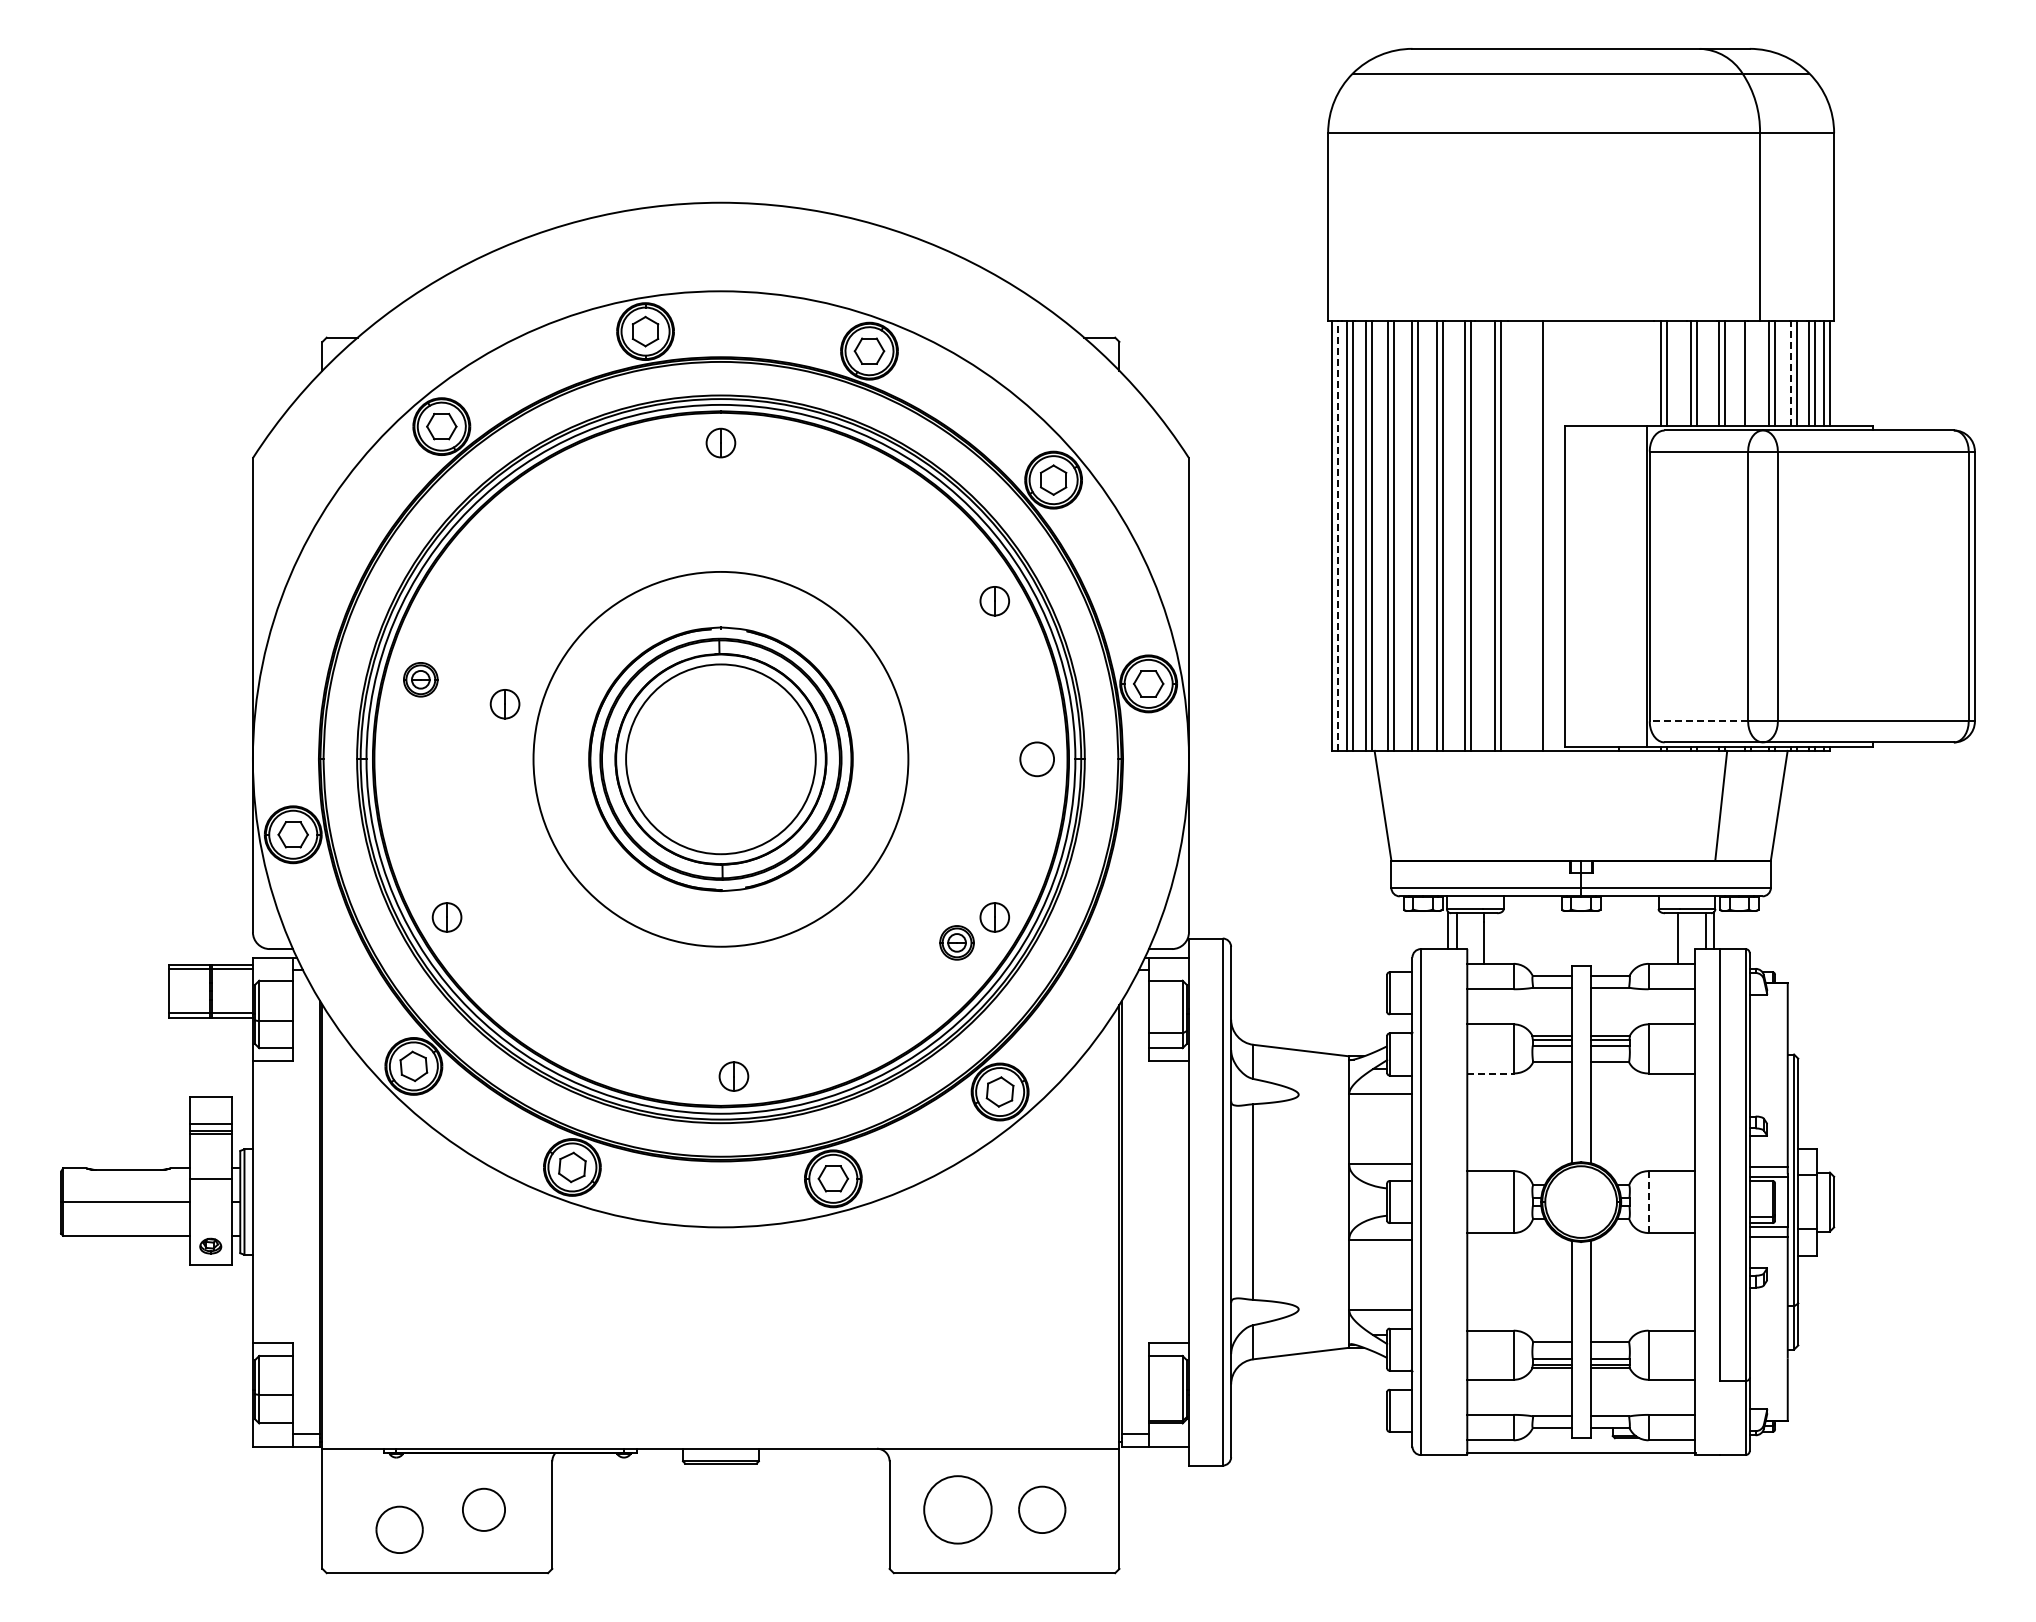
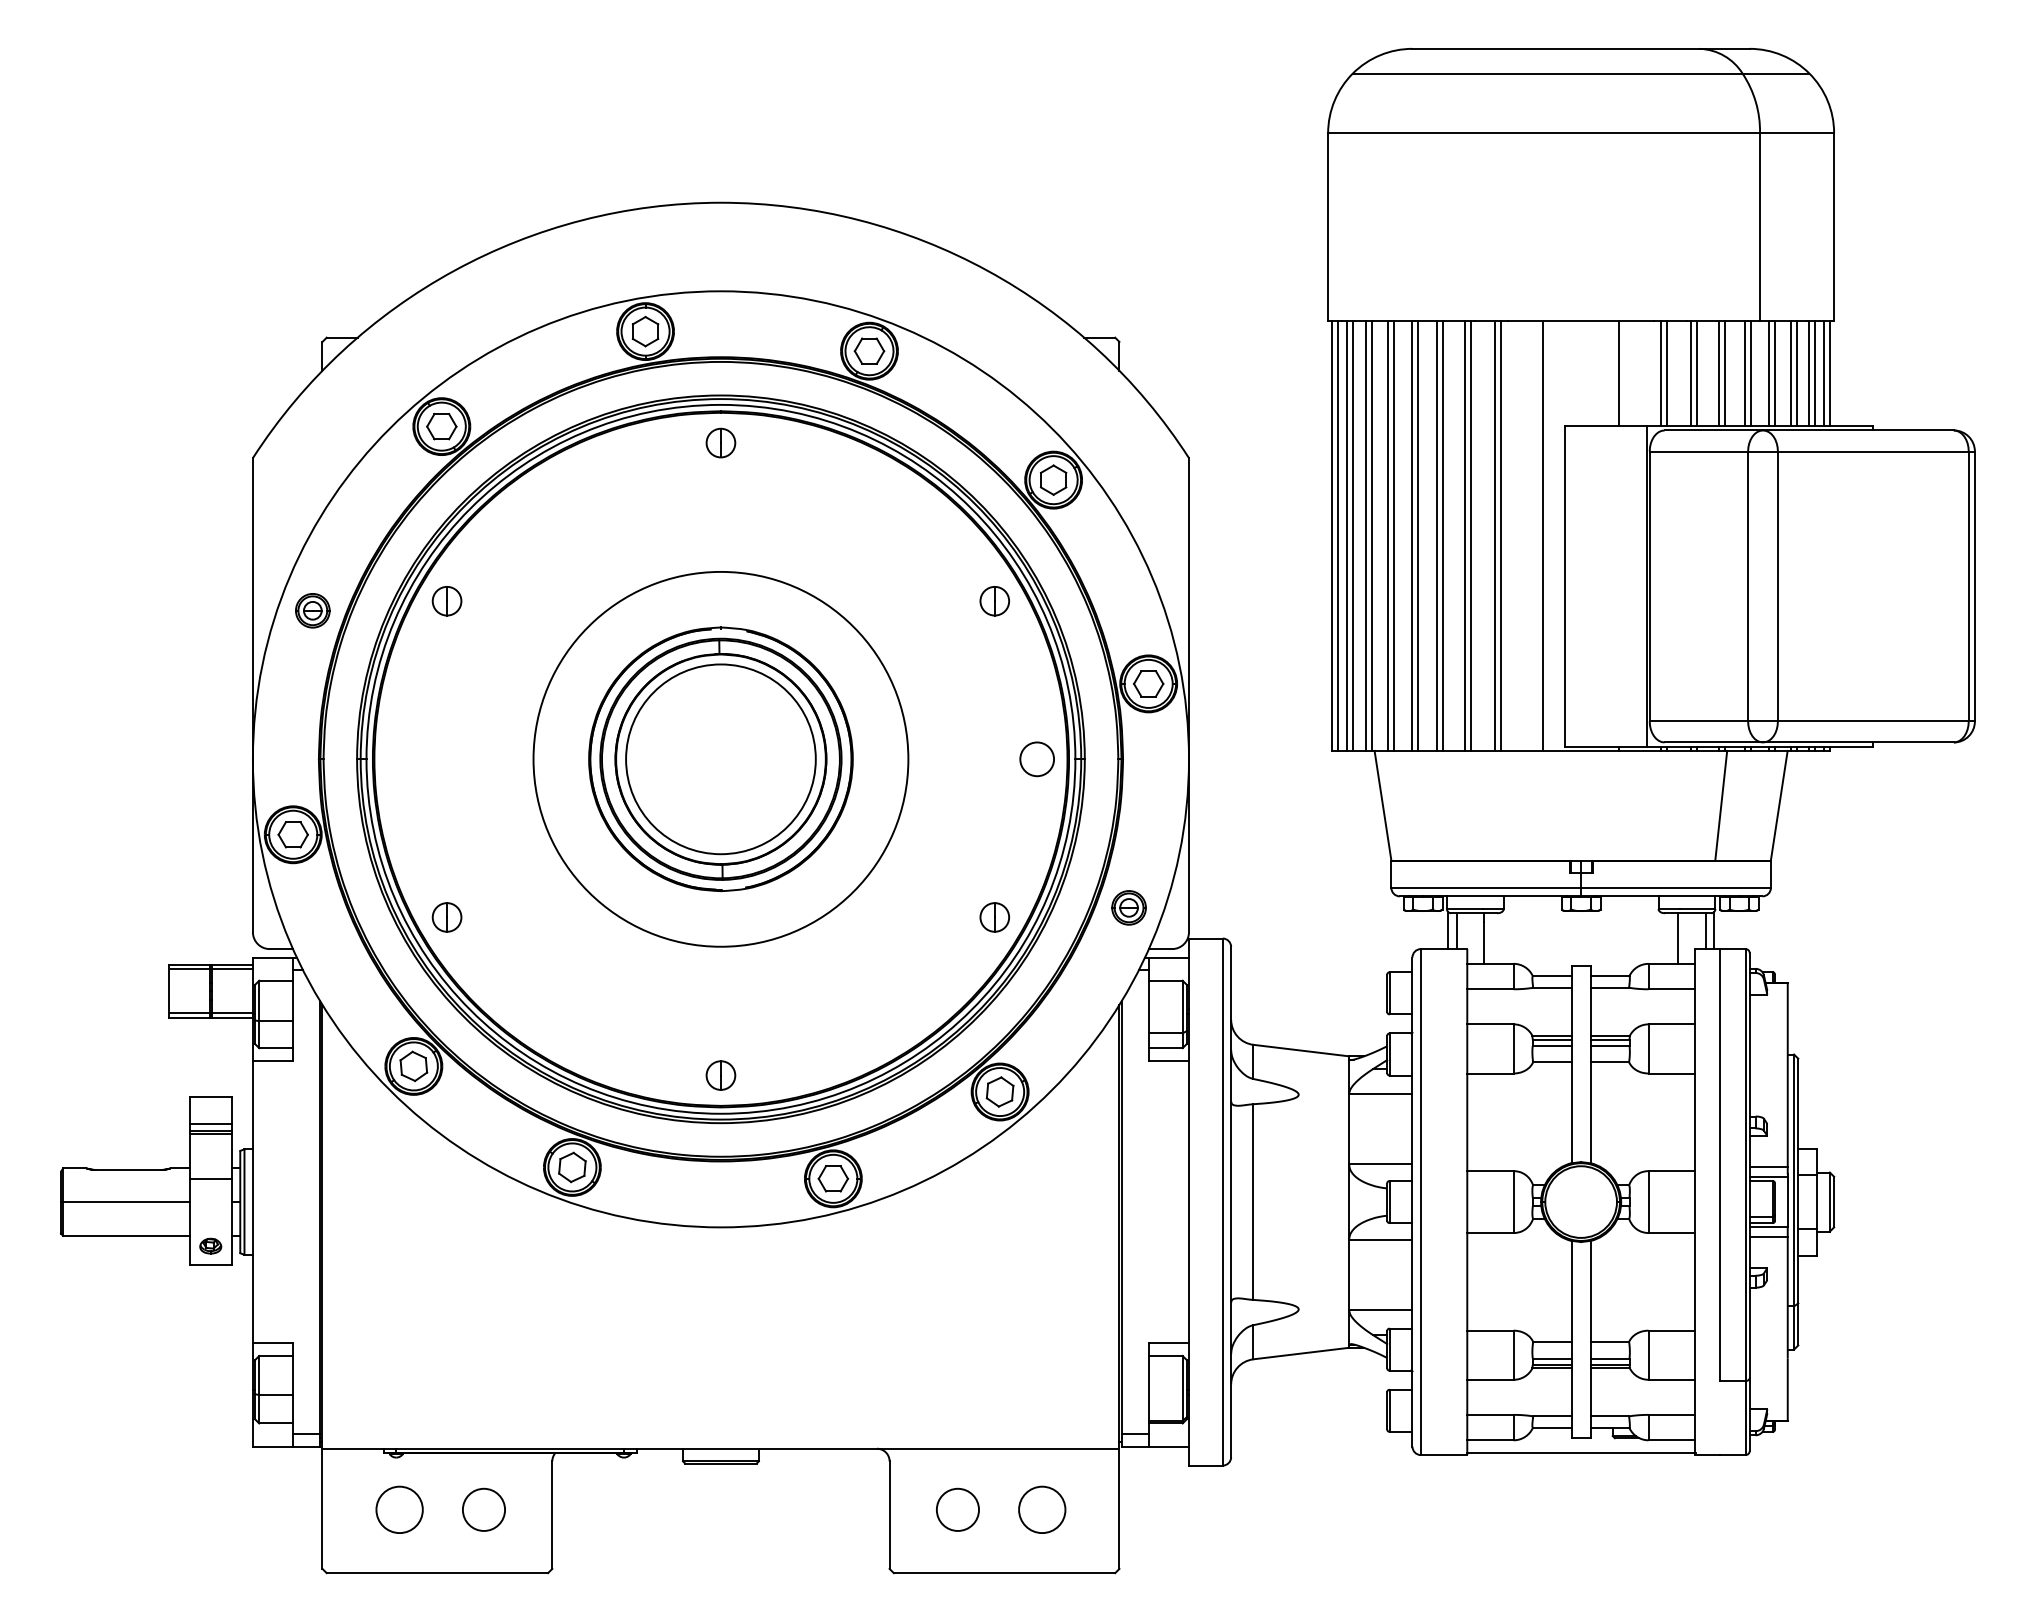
line: none -> present (1619, 373)
line: none -> present (1750, 373)
line: dashed -> solid (1790, 373)
line: dashed -> solid (1338, 535)
part position: (420, 679) -> (312, 610) (312, 610)
part position: (504, 704) -> (446, 601) (446, 601)
line: dashed -> solid (1698, 721)
part position: (956, 942) -> (1128, 907) (1128, 907)
line: dashed -> solid (1490, 1073)
part position: (733, 1076) -> (720, 1075) (720, 1075)
line: dashed -> solid (1648, 1201)
circle diameter: 67 px -> 42 px (957, 1509)
part position: (399, 1529) -> (399, 1509) (399, 1509)
